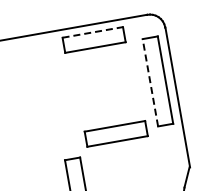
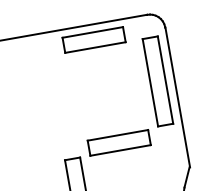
line: dashed -> solid (92, 32)
line: dashed -> solid (150, 82)
part position: (115, 133) -> (118, 142) (118, 142)
